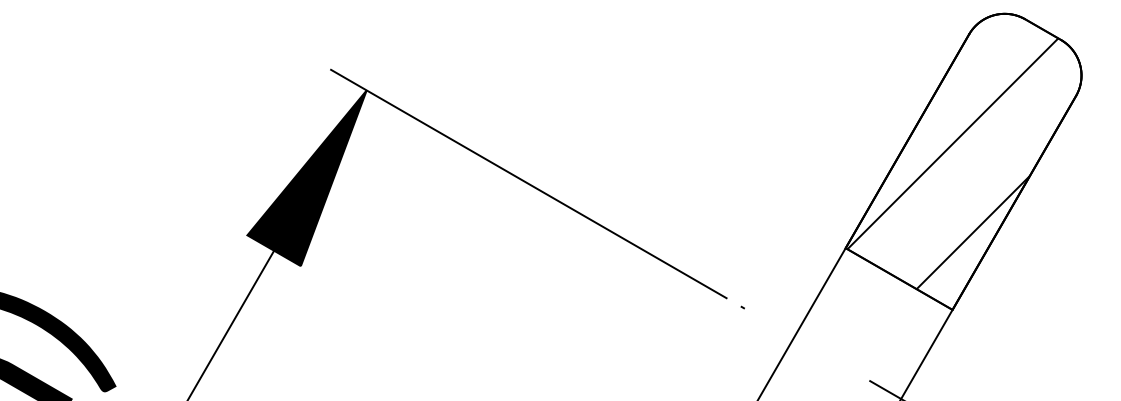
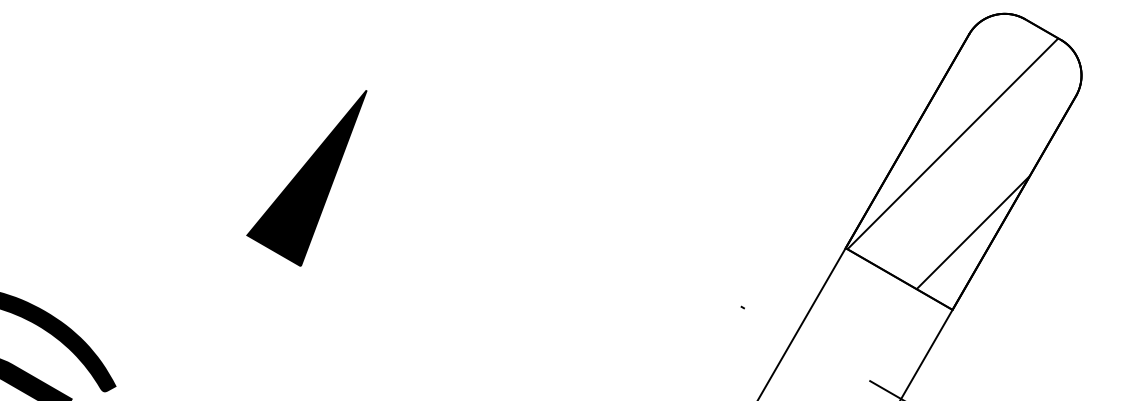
line: present -> none (528, 183)
line: present -> none (231, 323)
